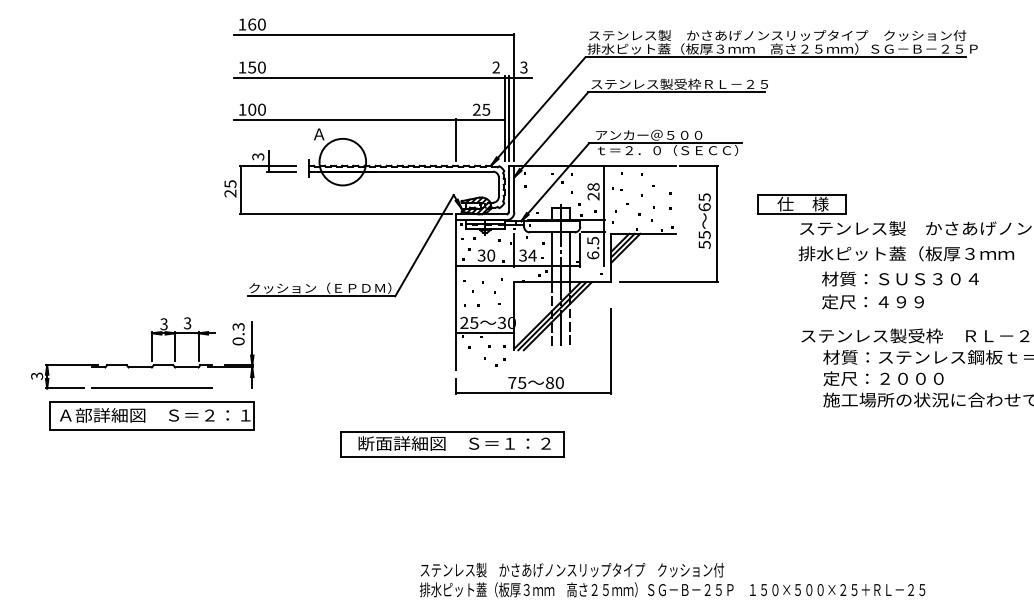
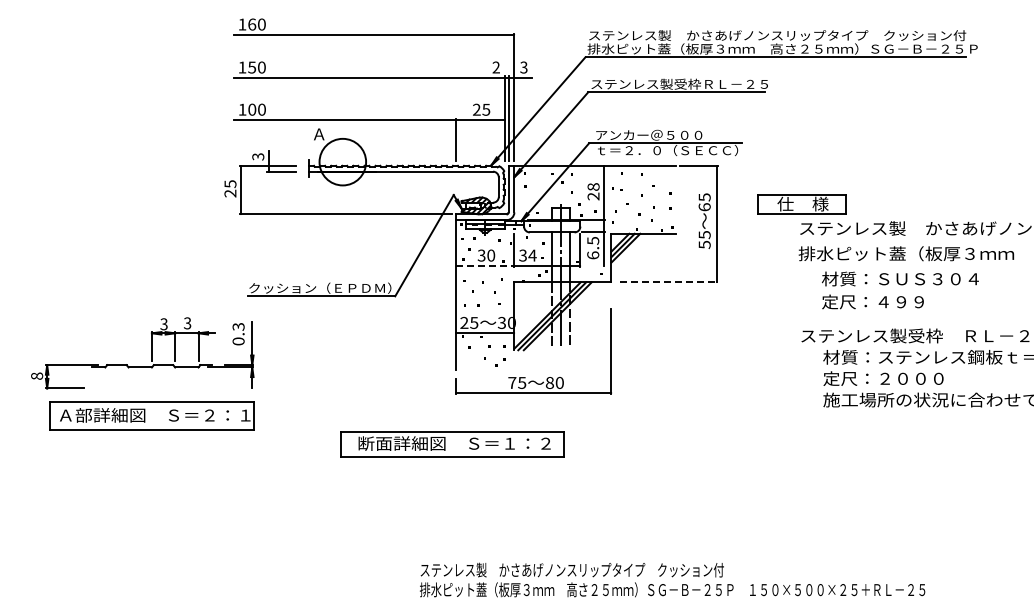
line: solid -> dashed (485, 266)
line: solid -> dashed (669, 282)
text: 3 -> 8 (37, 375)
line: present -> none (151, 388)
